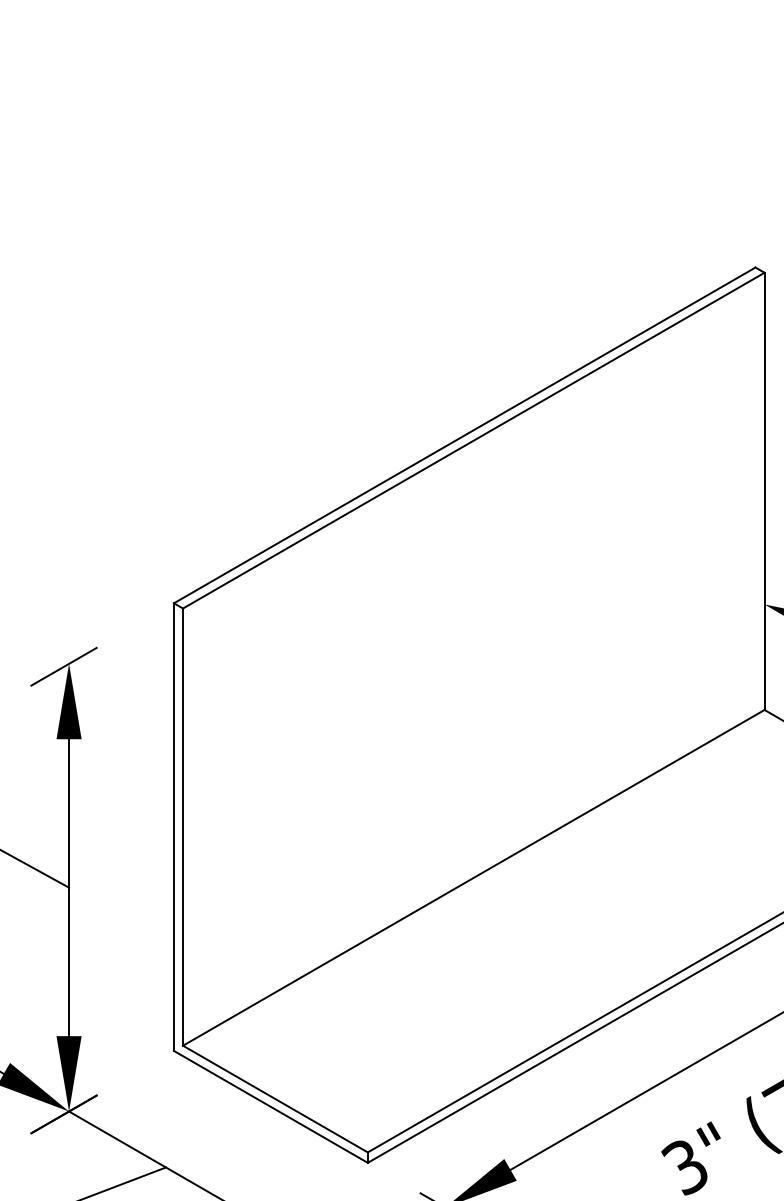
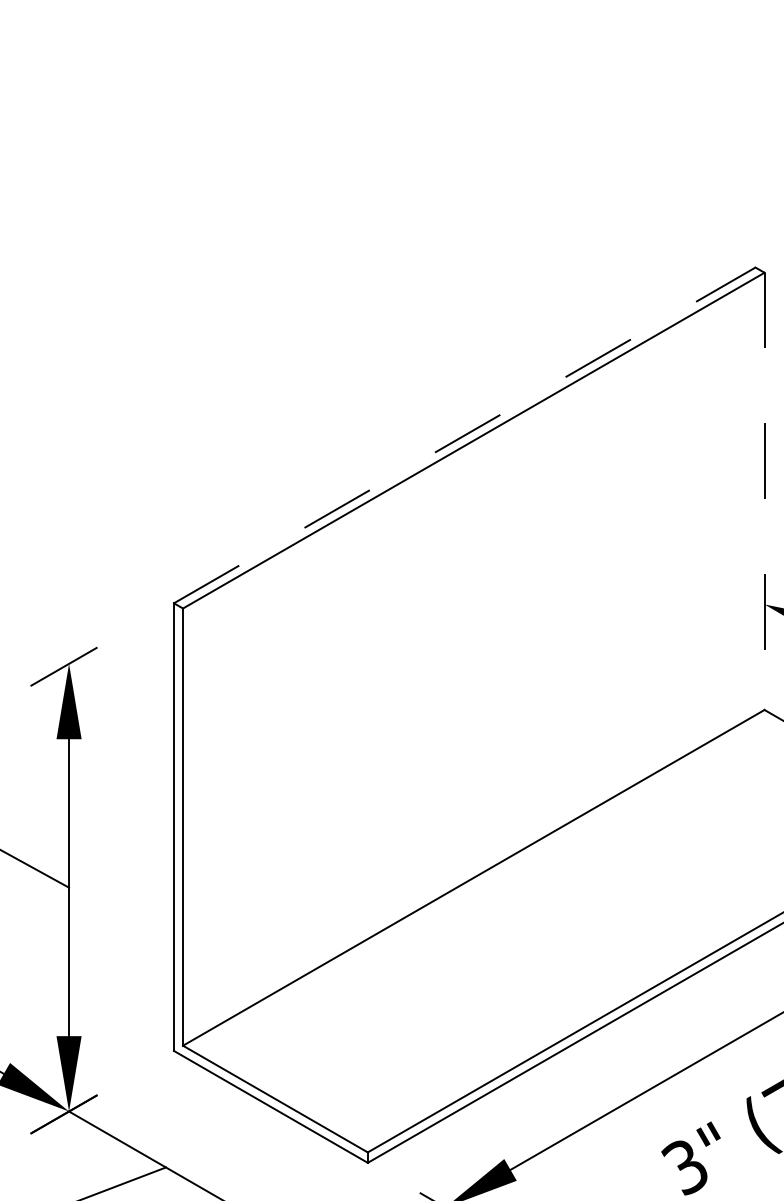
line: solid -> dashed (464, 435)
line: solid -> dashed (764, 491)
